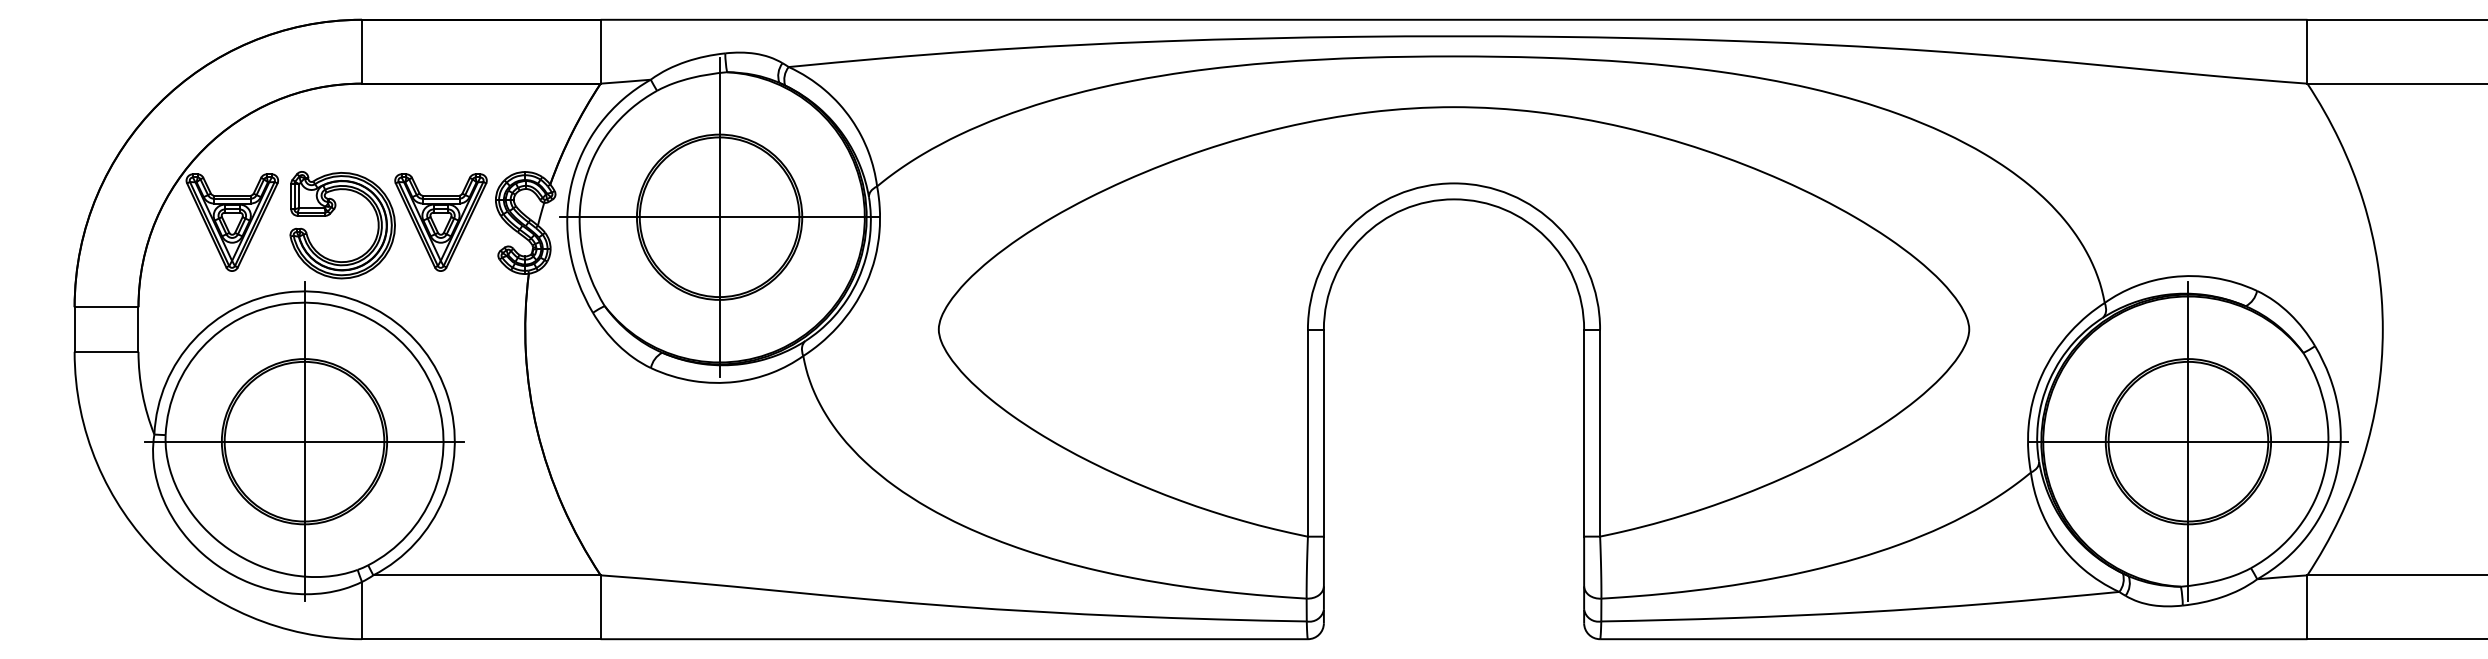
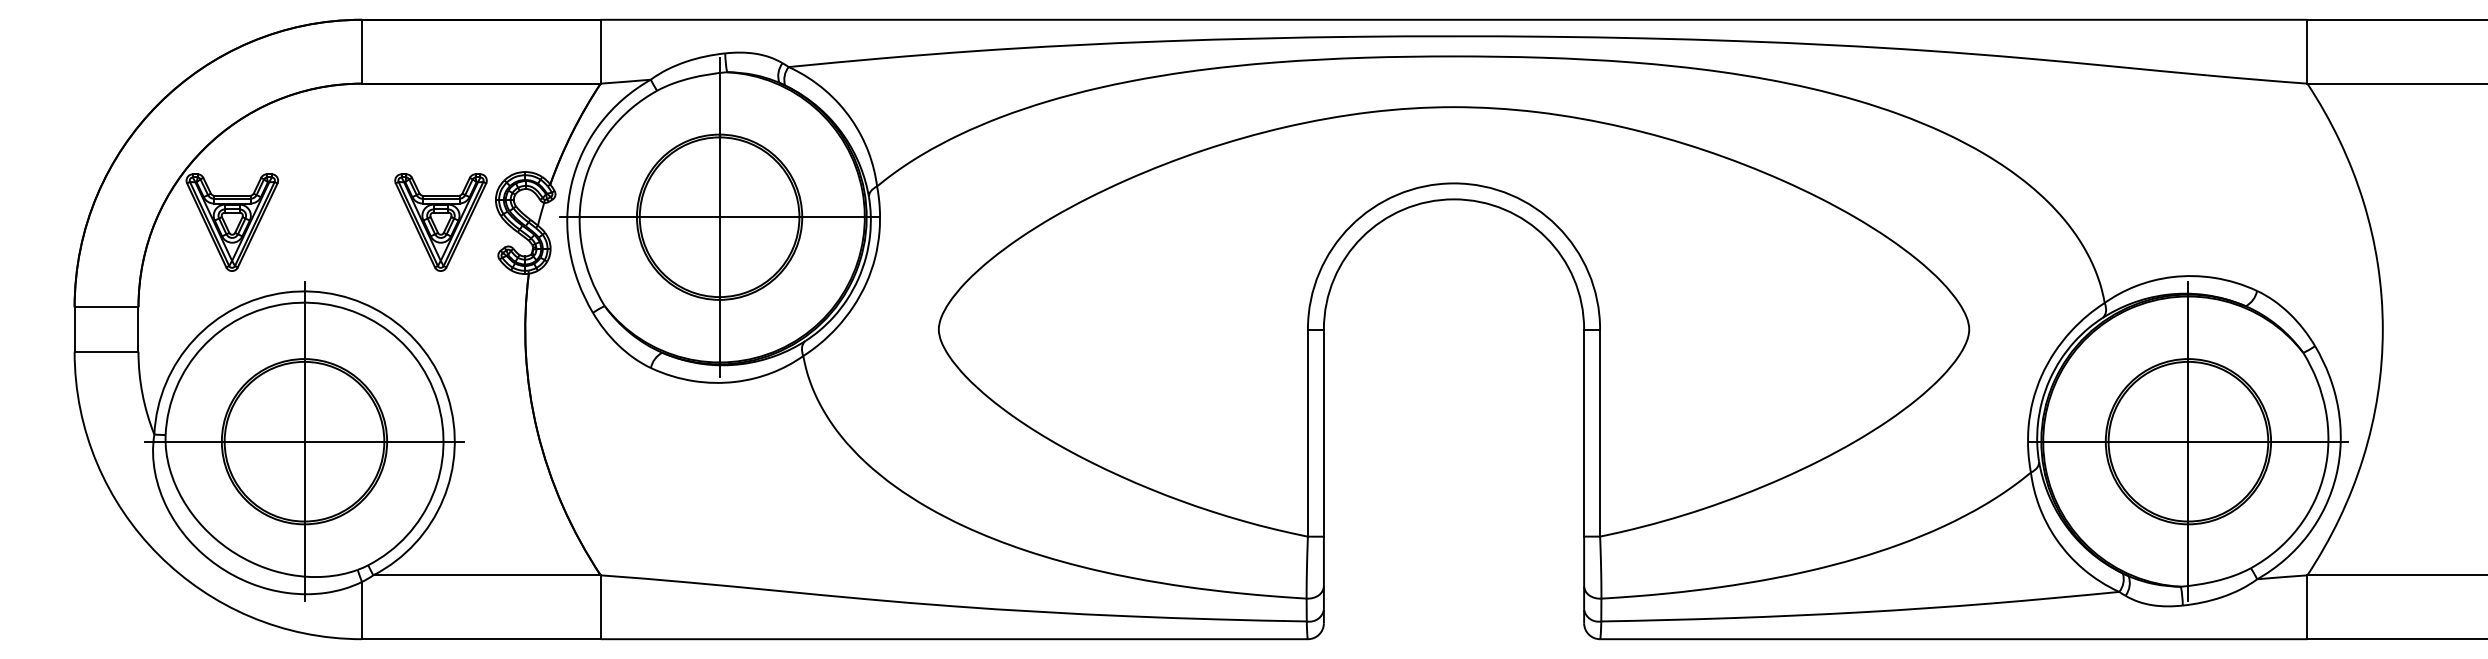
part: present -> none (331, 213)
